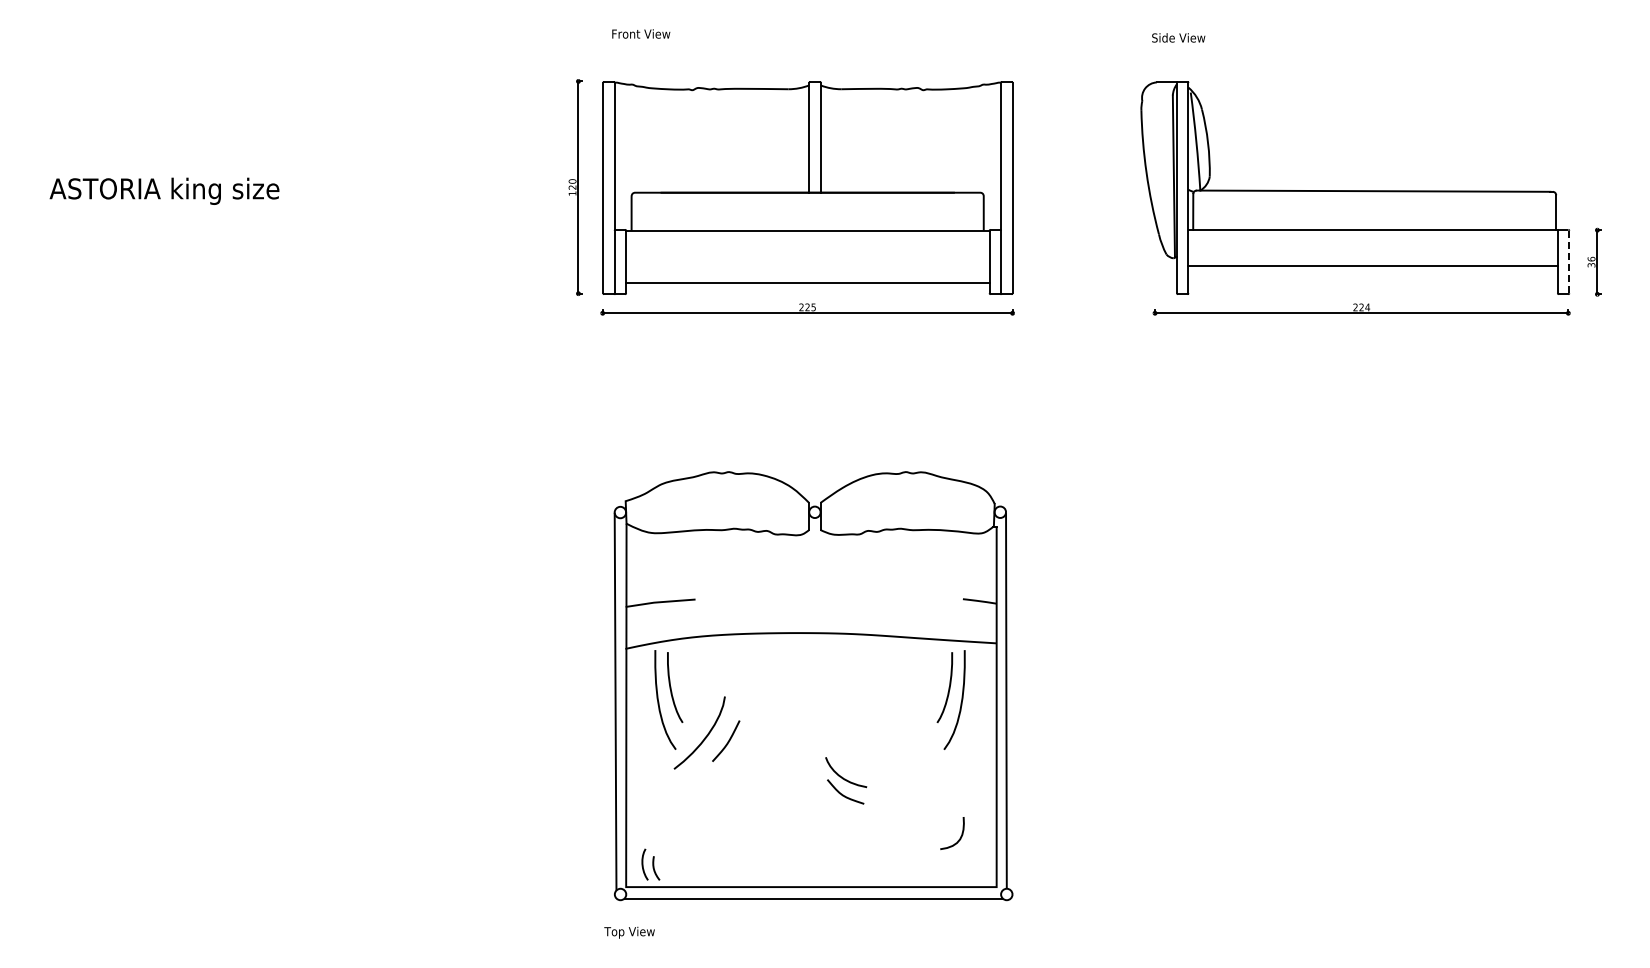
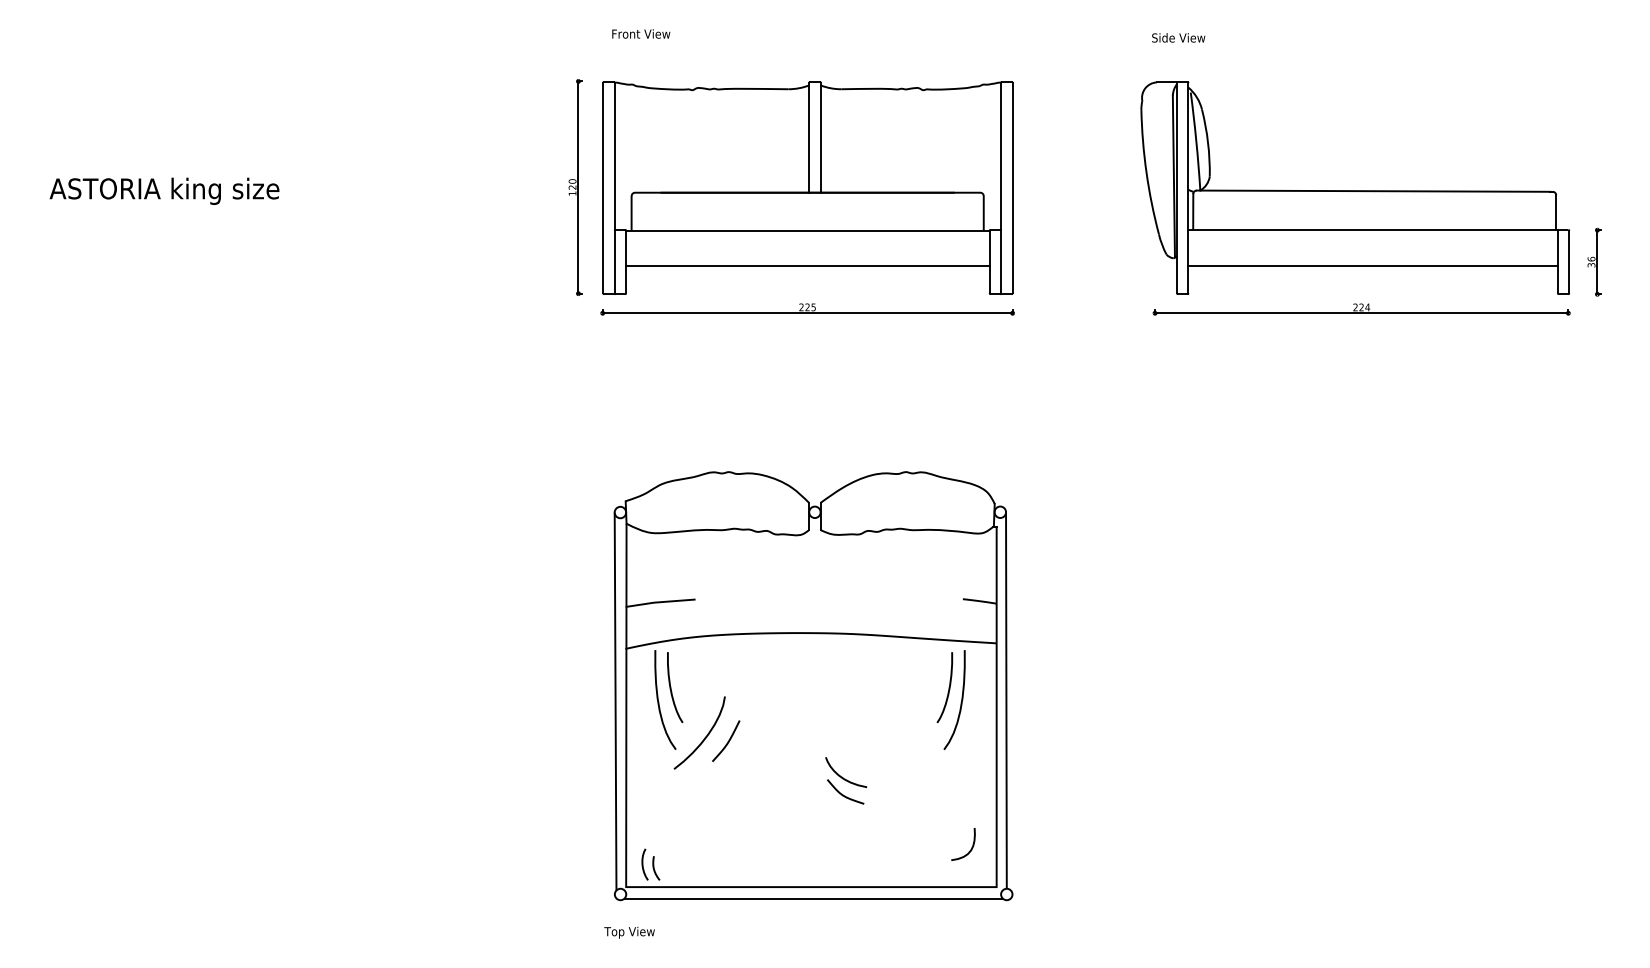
line: dashed -> solid (1569, 261)
line position: (807, 282) -> (807, 265) (807, 265)
curve position: (958, 839) -> (969, 850) (969, 850)
